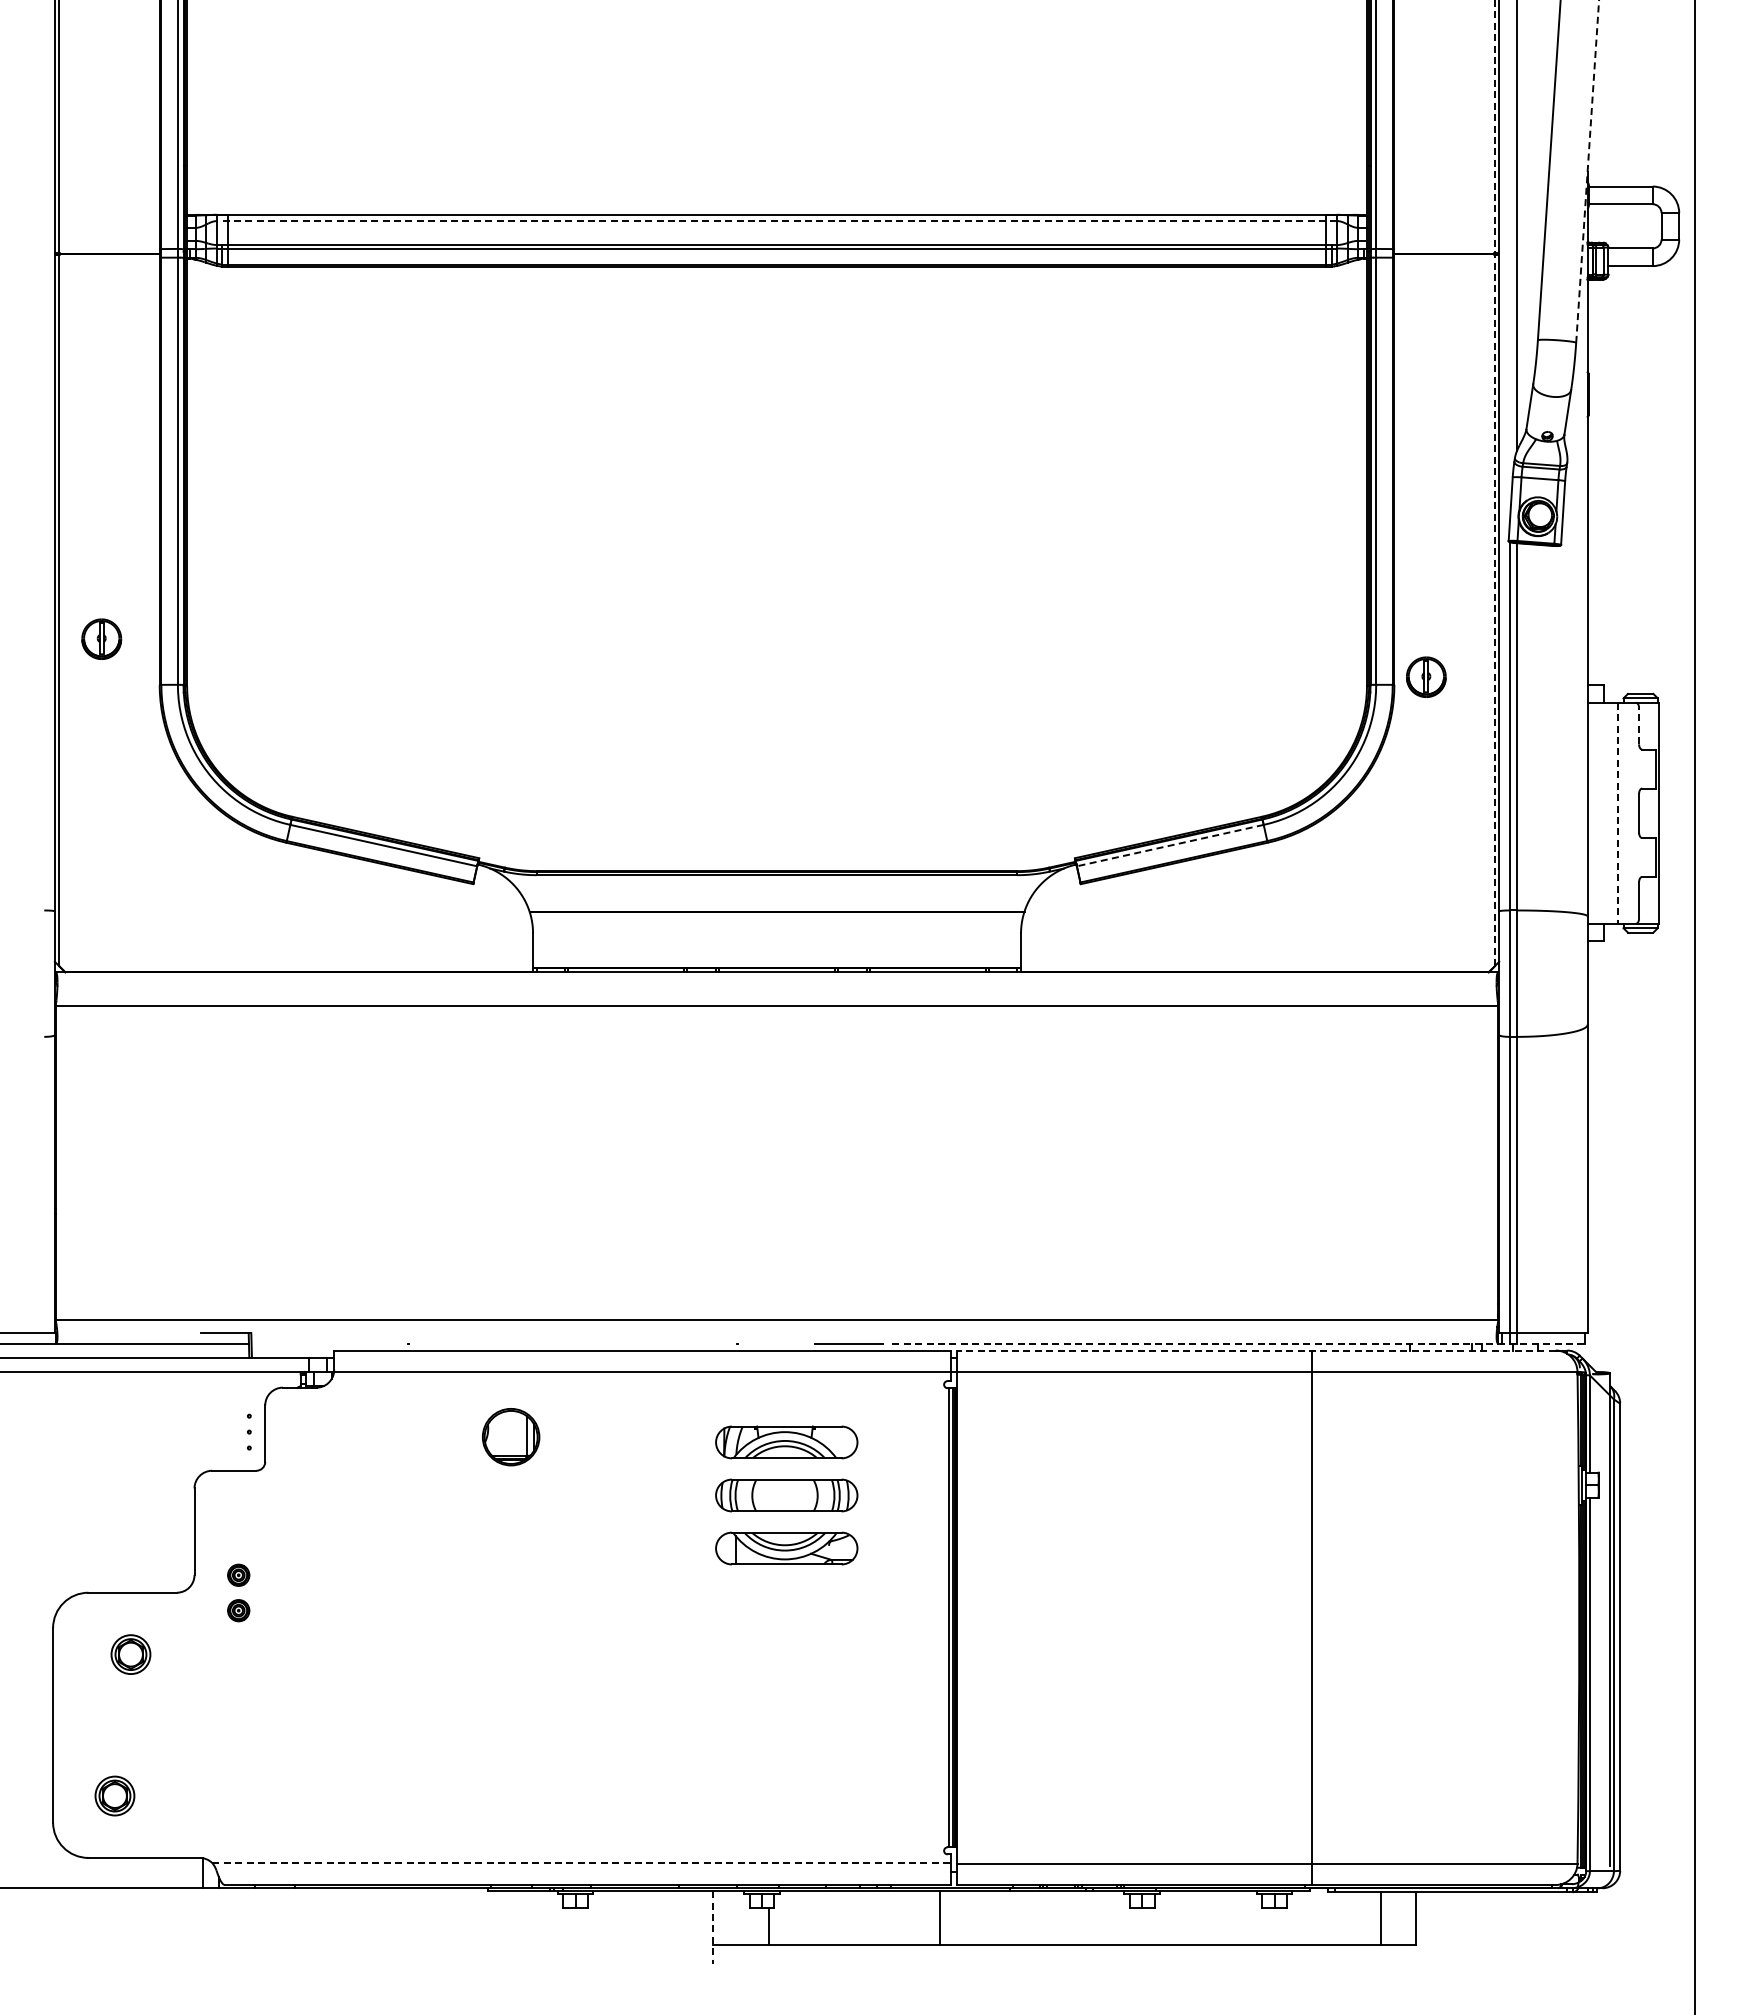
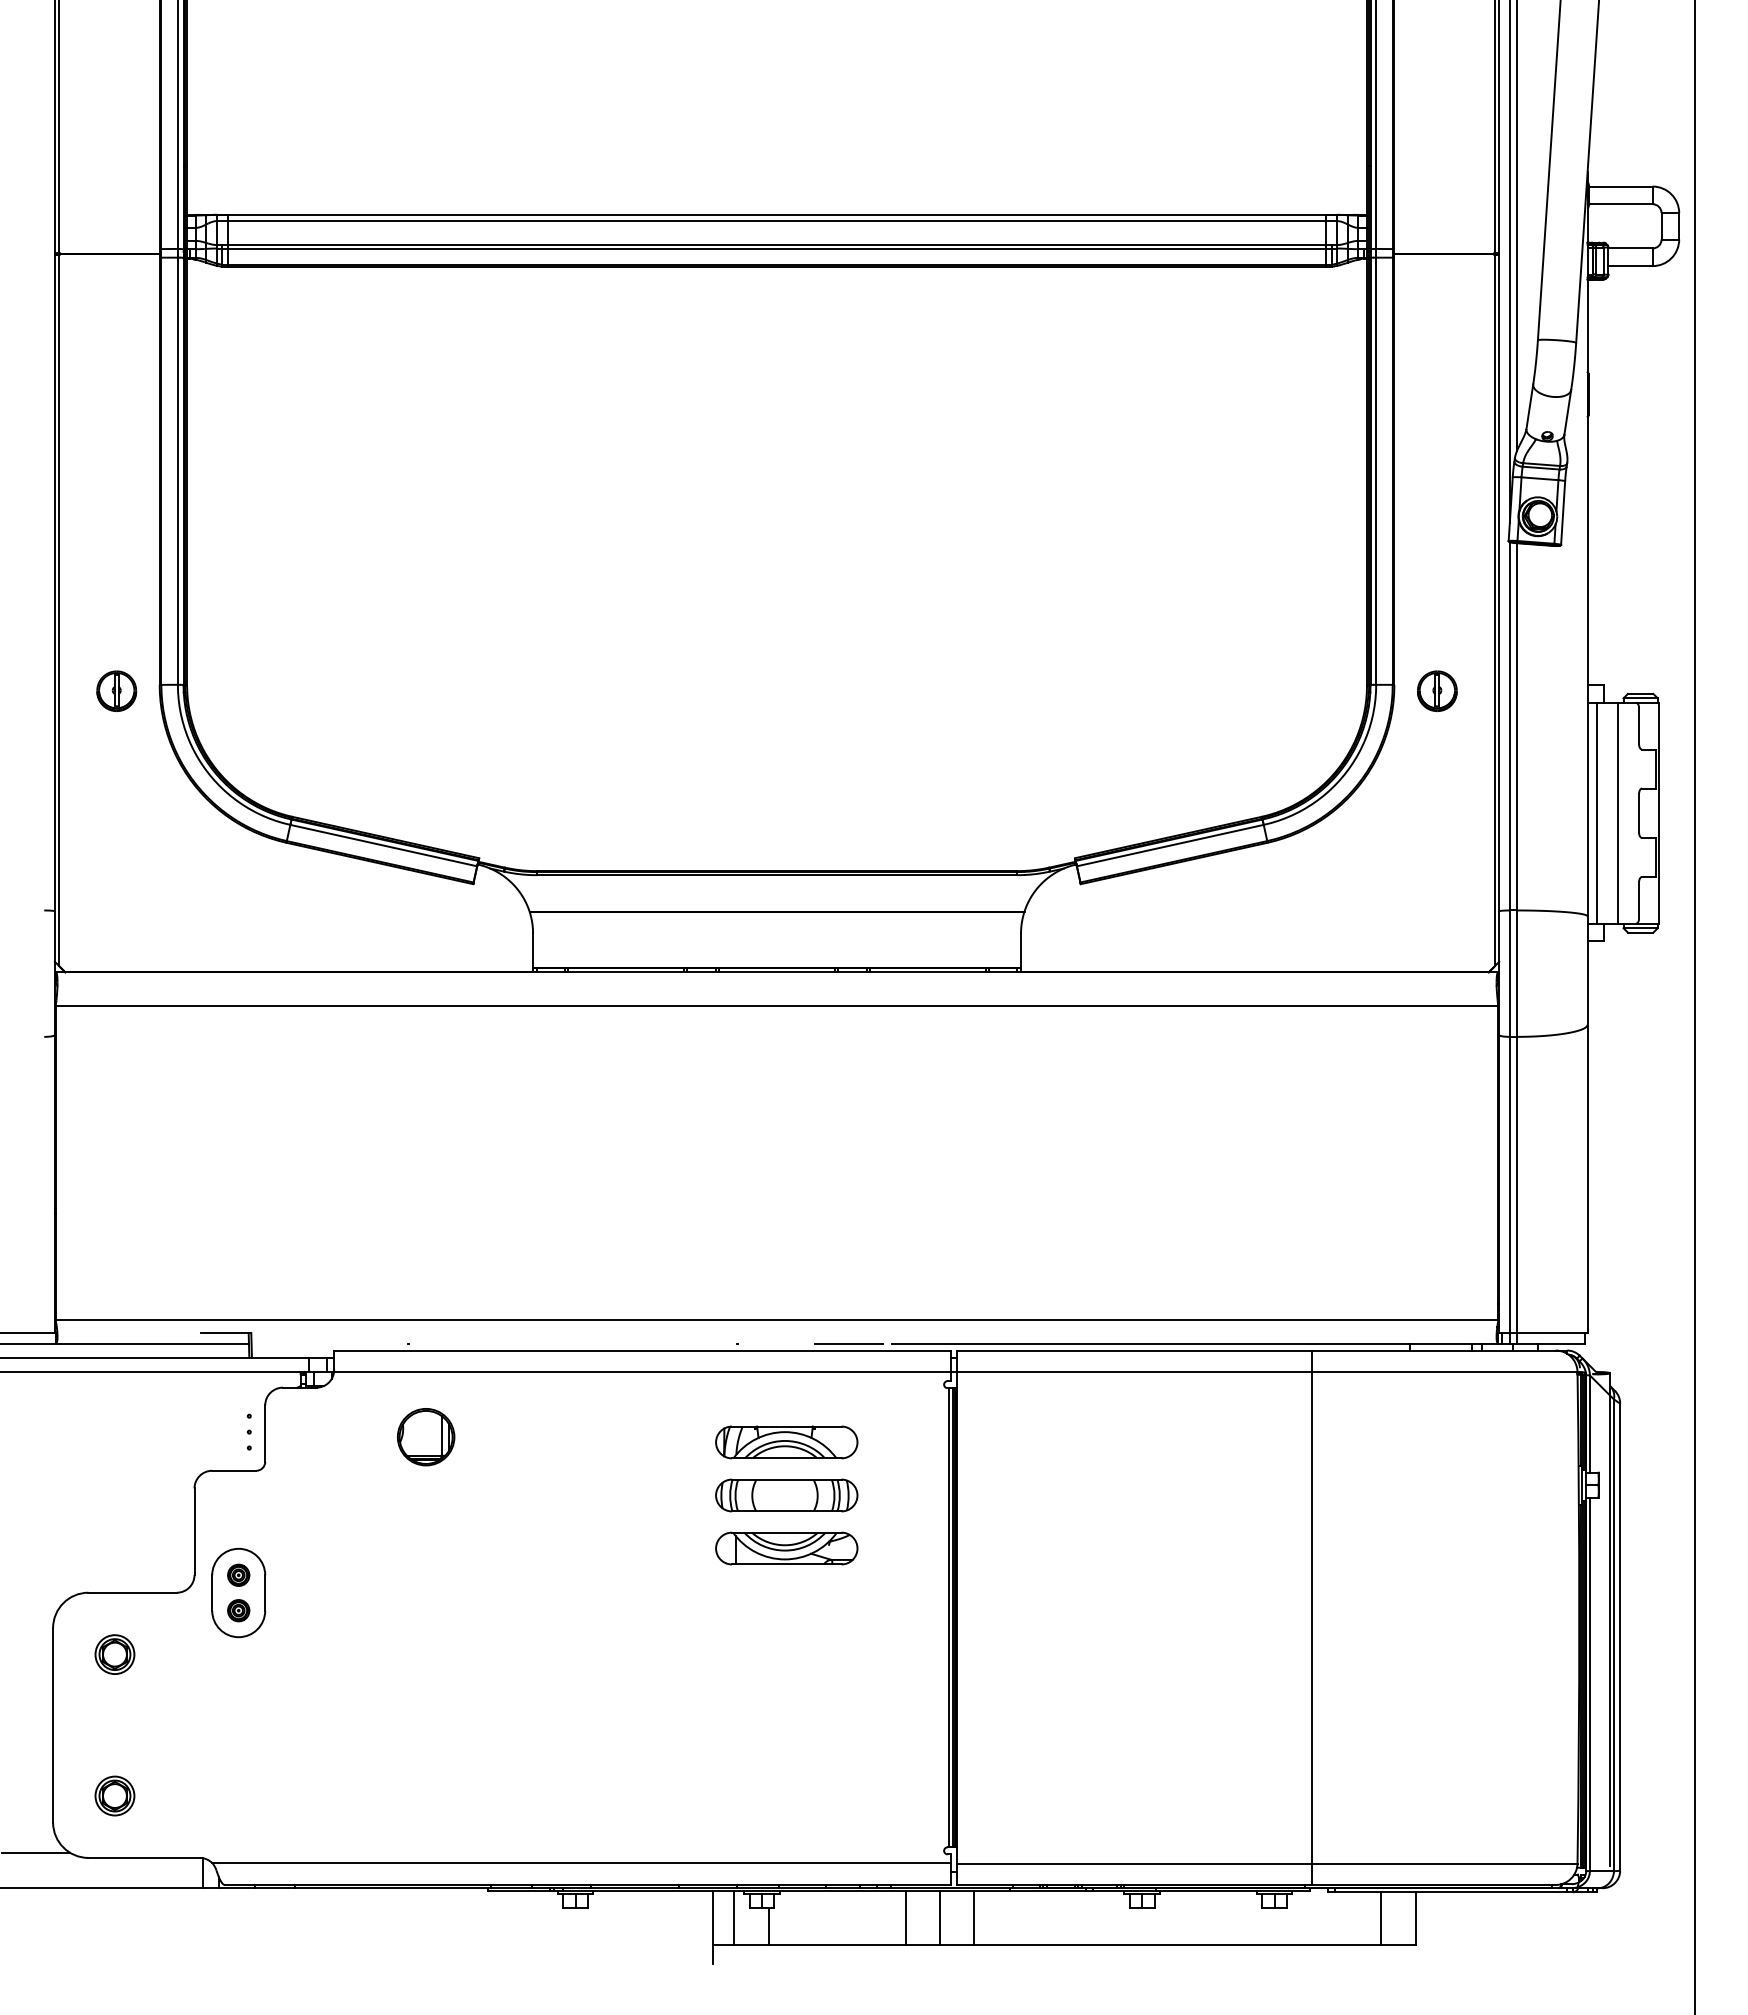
line: dashed -> solid (1587, 171)
line: dashed -> solid (776, 221)
line: none -> present (1509, 262)
line: dashed -> solid (1494, 483)
part position: (101, 638) -> (116, 690) (116, 690)
part position: (1426, 676) -> (1437, 690) (1437, 690)
line: dashed -> solid (1639, 725)
line: none -> present (1597, 812)
line: dashed -> solid (1617, 813)
line: dashed -> solid (1170, 845)
line: dashed -> solid (1239, 1343)
line: dashed -> solid (1256, 1350)
part position: (511, 1437) -> (426, 1437) (426, 1437)
part: none -> present (238, 1592)
part position: (130, 1654) -> (114, 1654) (114, 1654)
line: none -> present (36, 1852)
line: dashed -> solid (582, 1863)
line: none -> present (733, 1917)
line: none -> present (905, 1917)
line: none -> present (974, 1917)
line: dashed -> solid (713, 1927)
